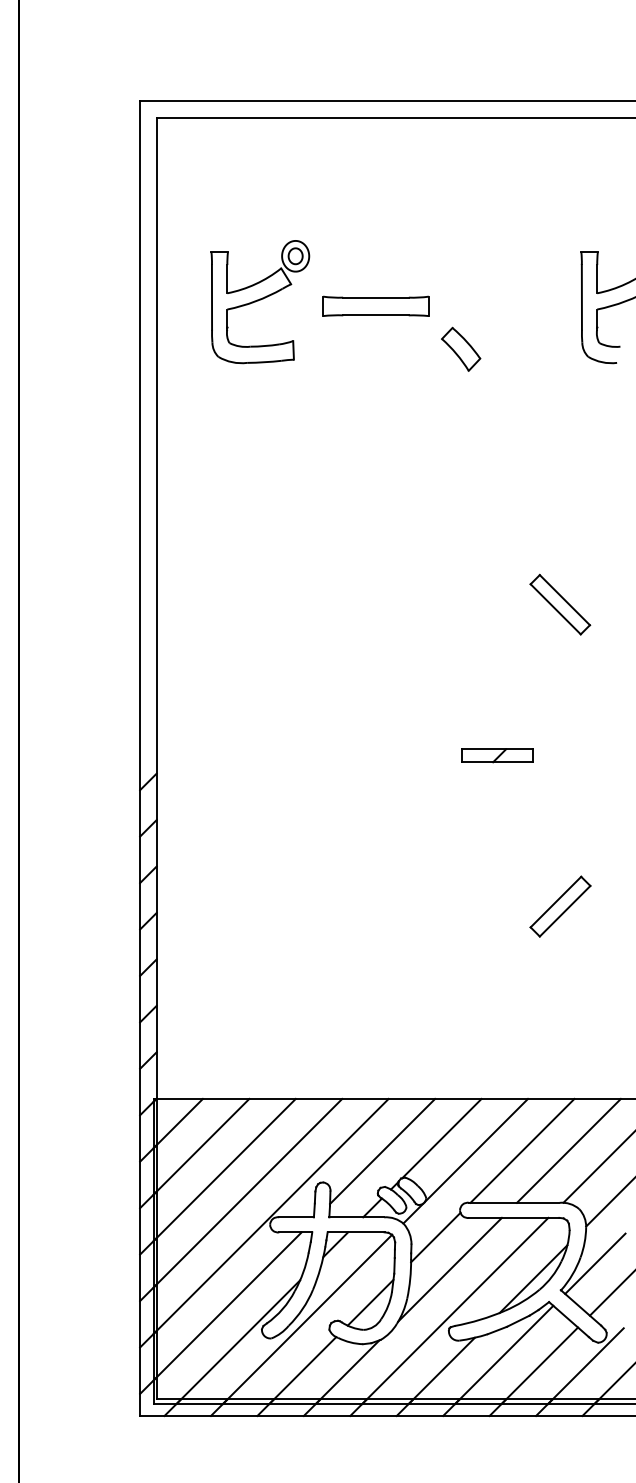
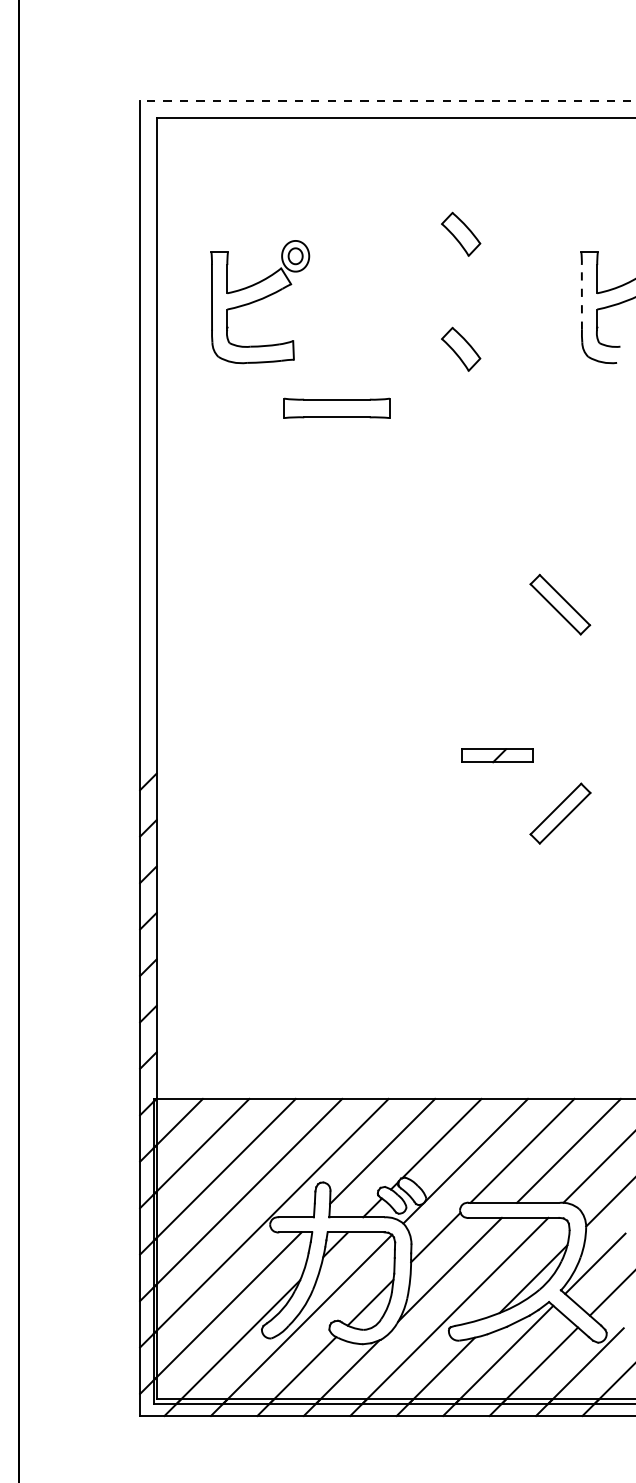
line: solid -> dashed (388, 101)
part: none -> present (461, 233)
line: solid -> dashed (581, 296)
part position: (375, 305) -> (336, 407) (336, 407)
part position: (560, 906) -> (560, 813) (560, 813)
